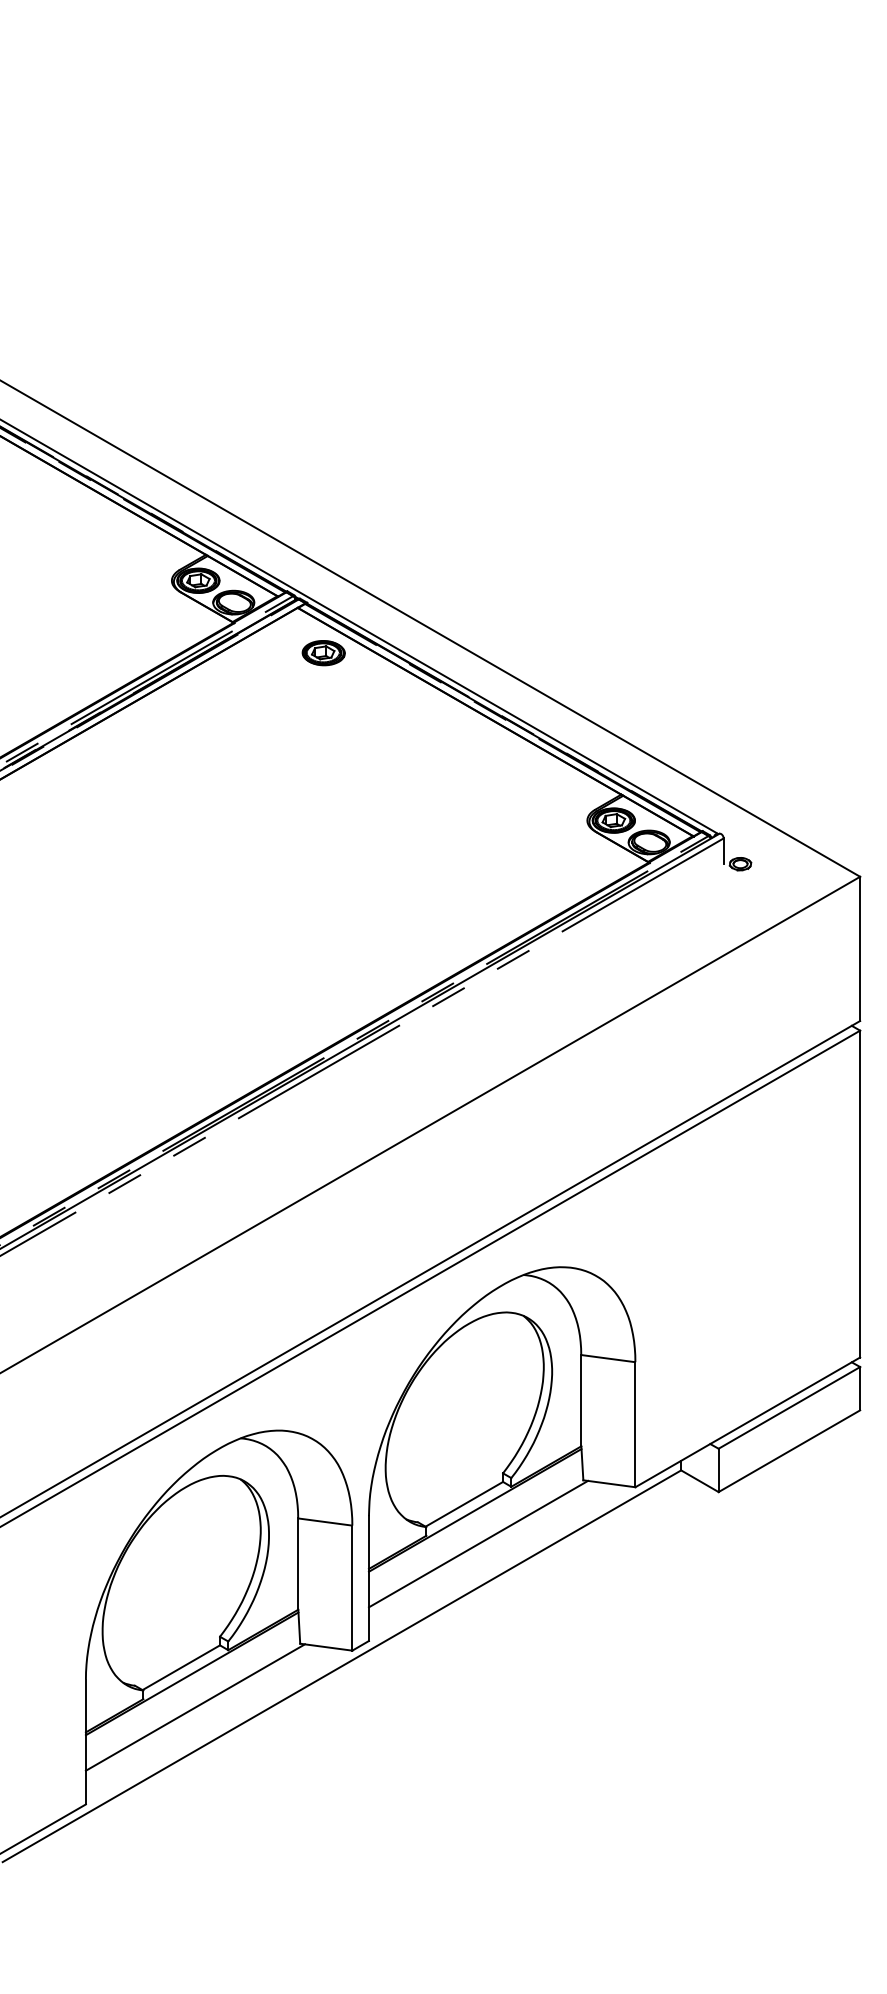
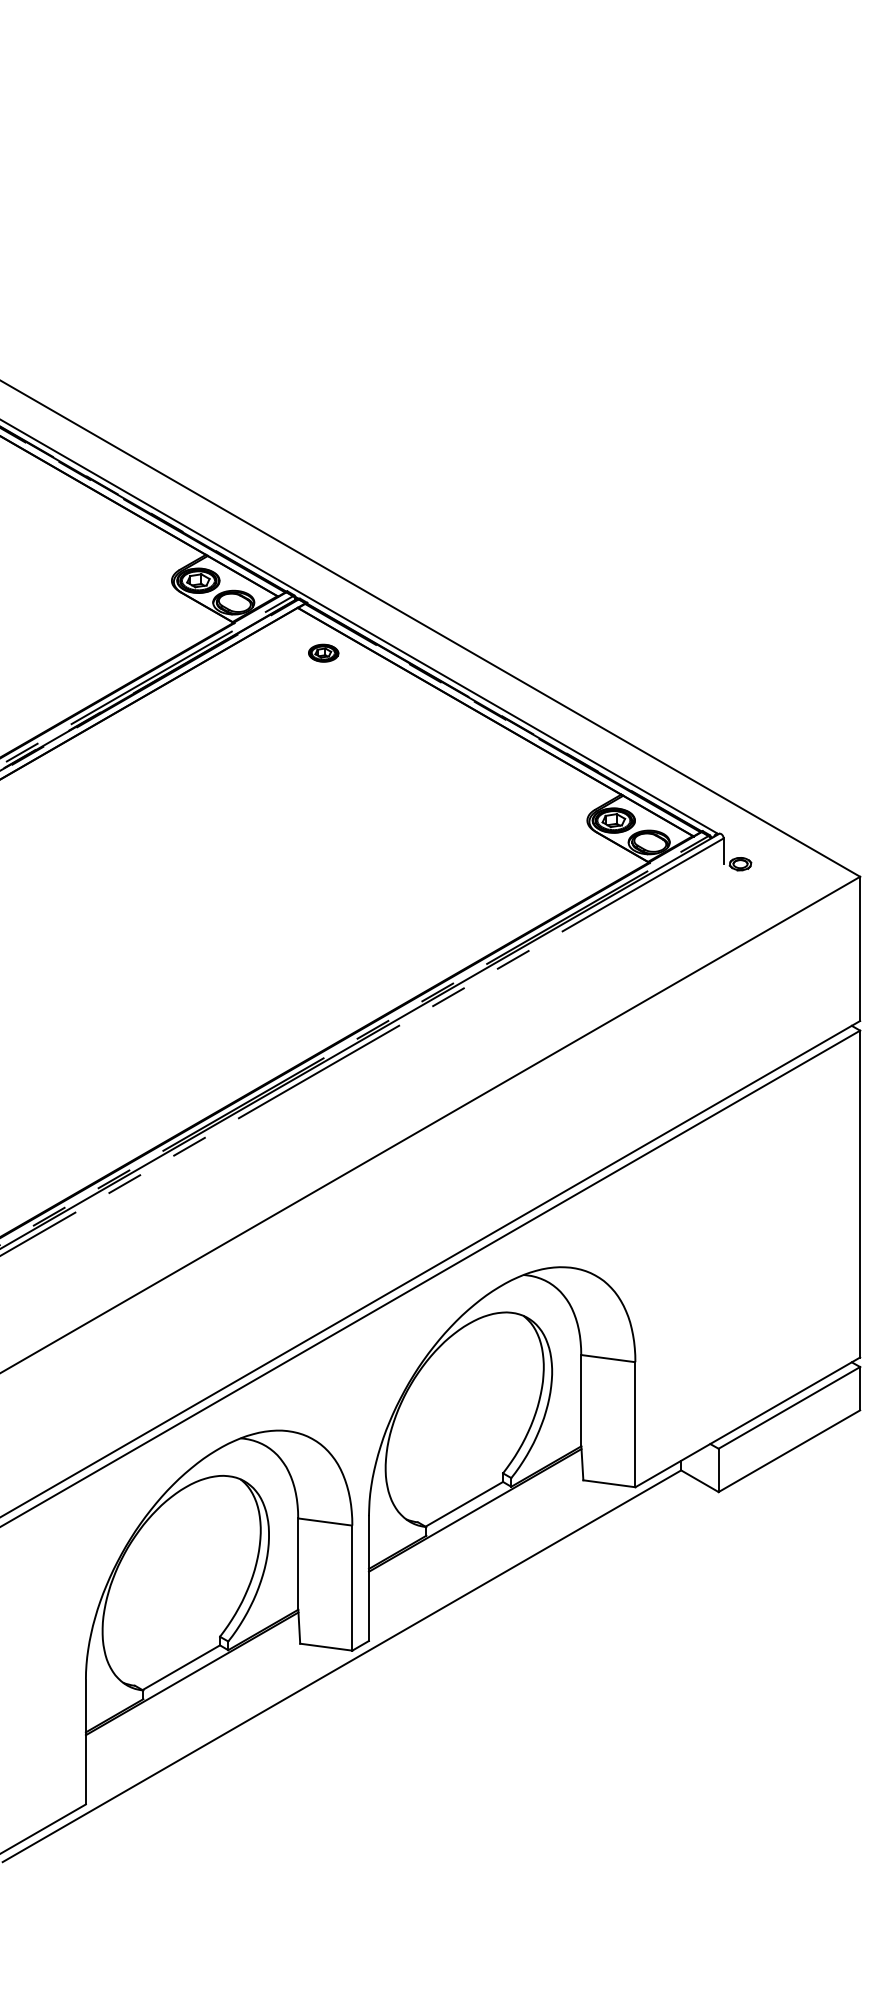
part size: 45x27 px -> 32x20 px (323, 652)
line: present -> none (478, 1543)
line: present -> none (195, 1707)
